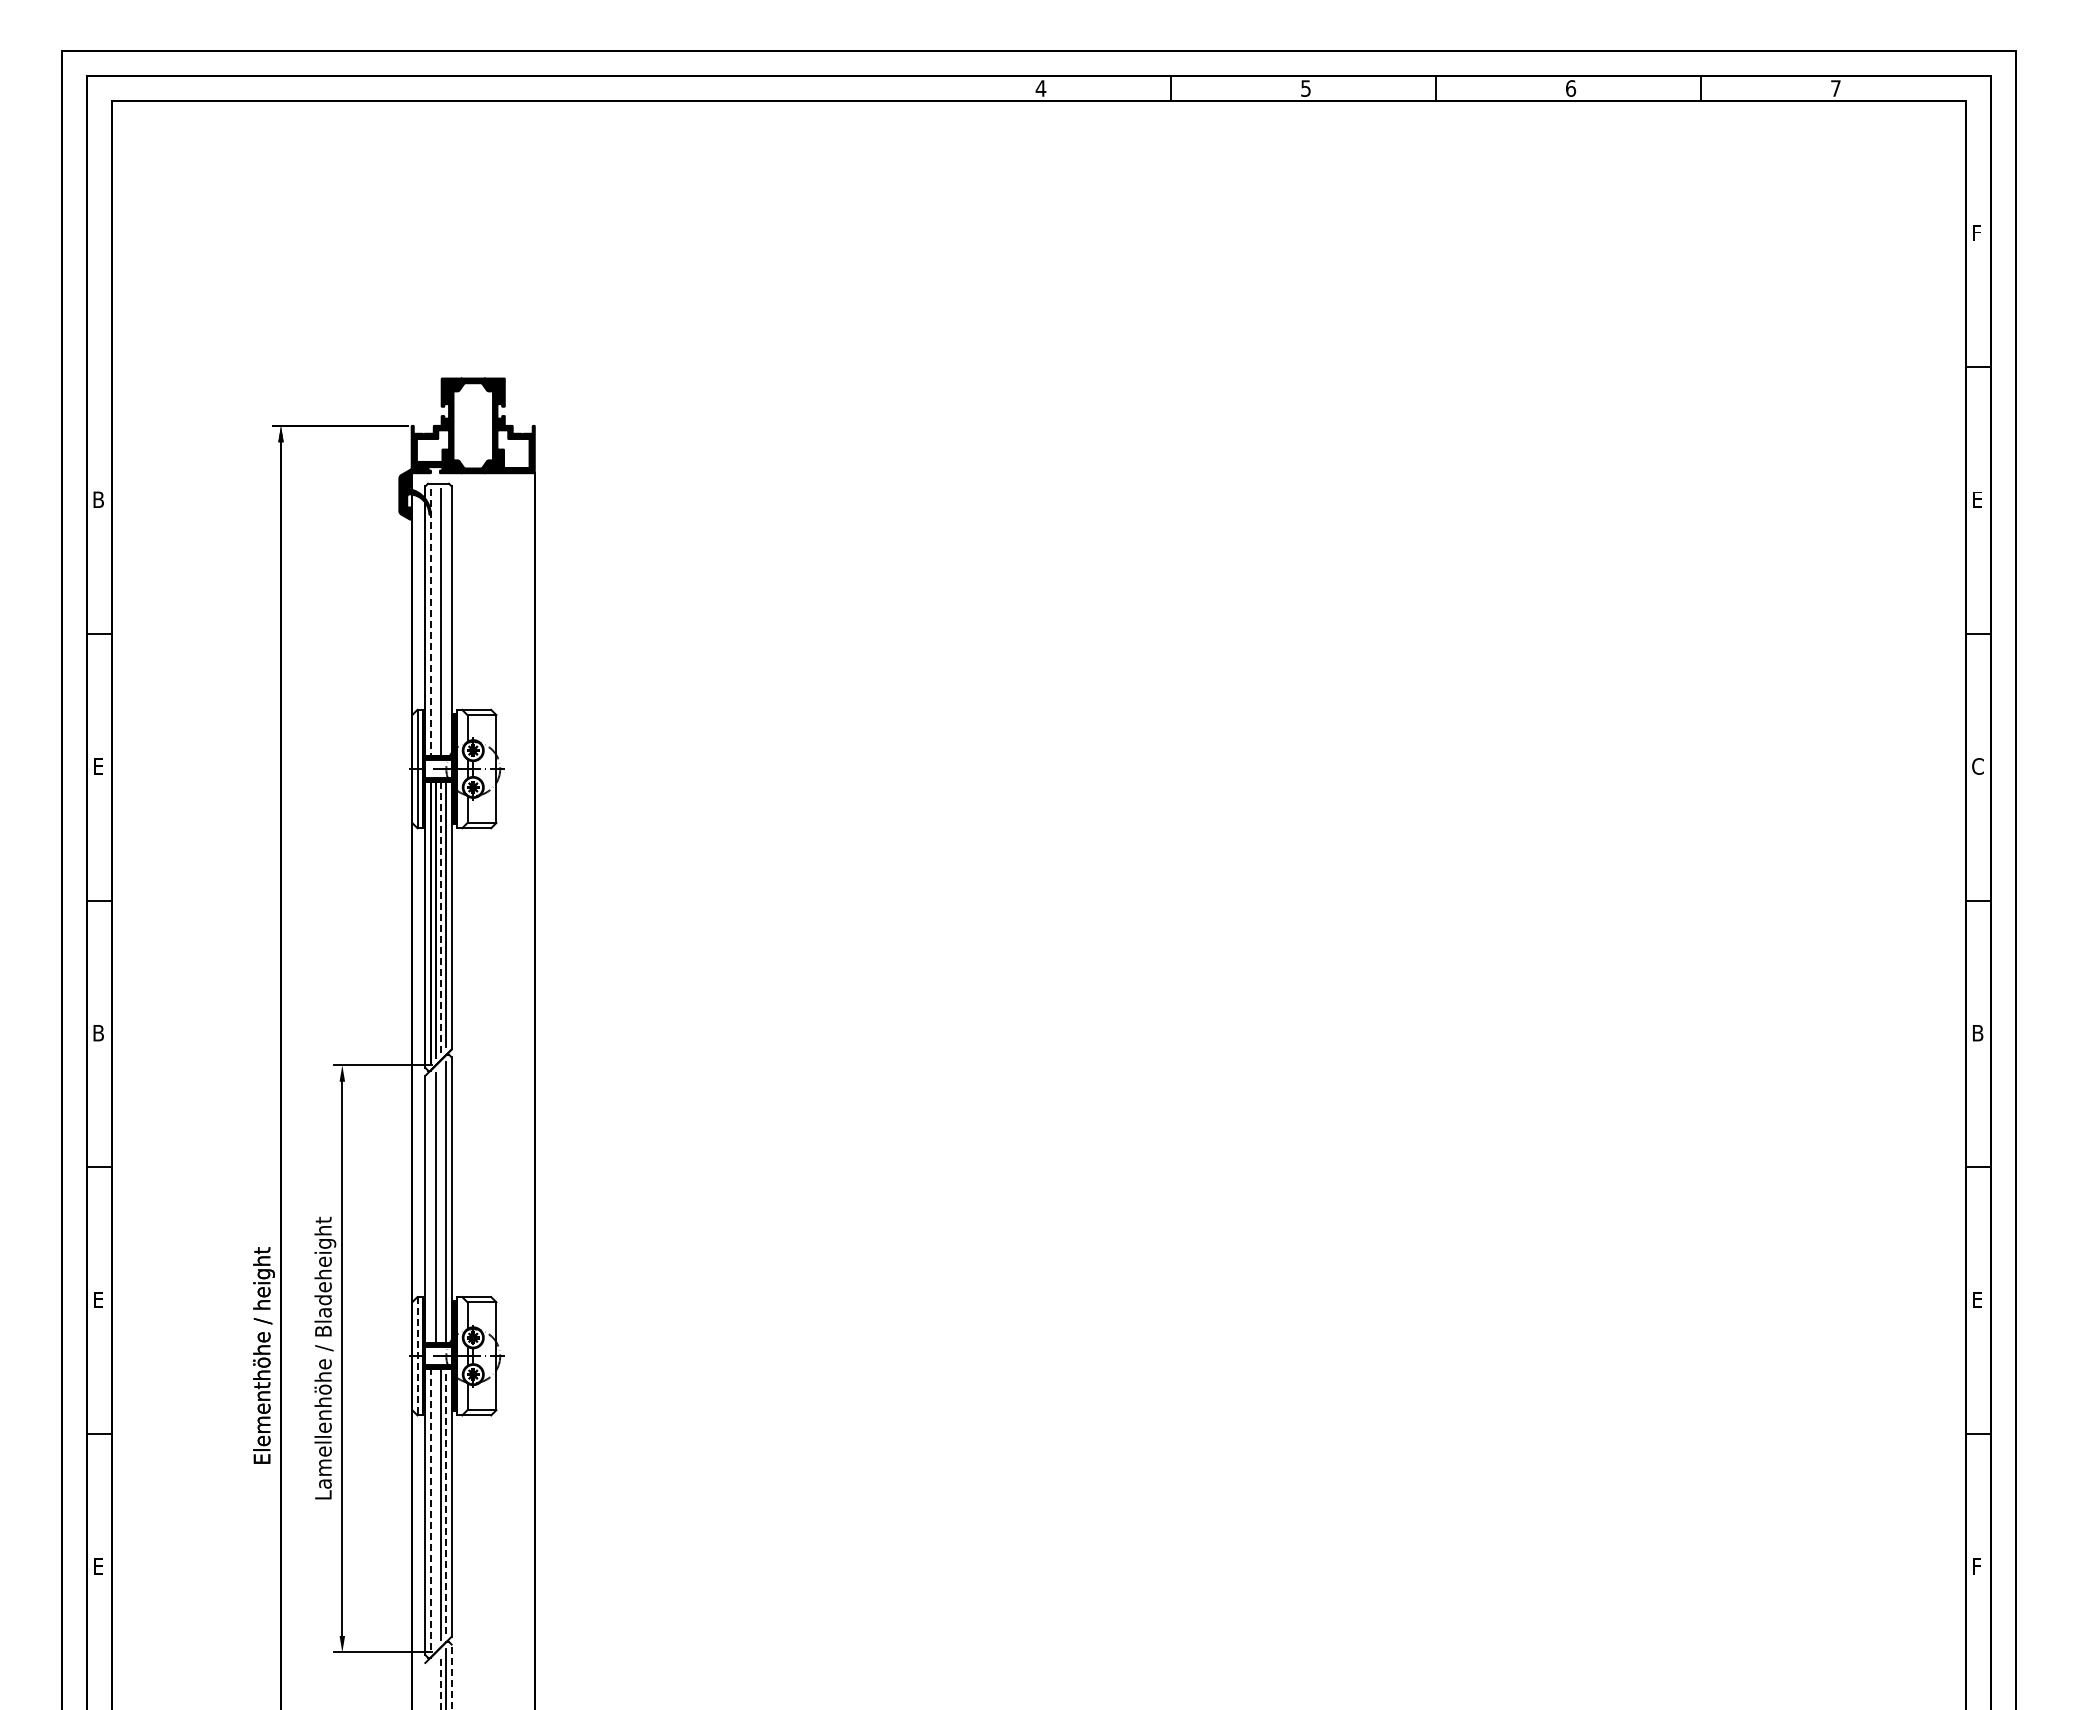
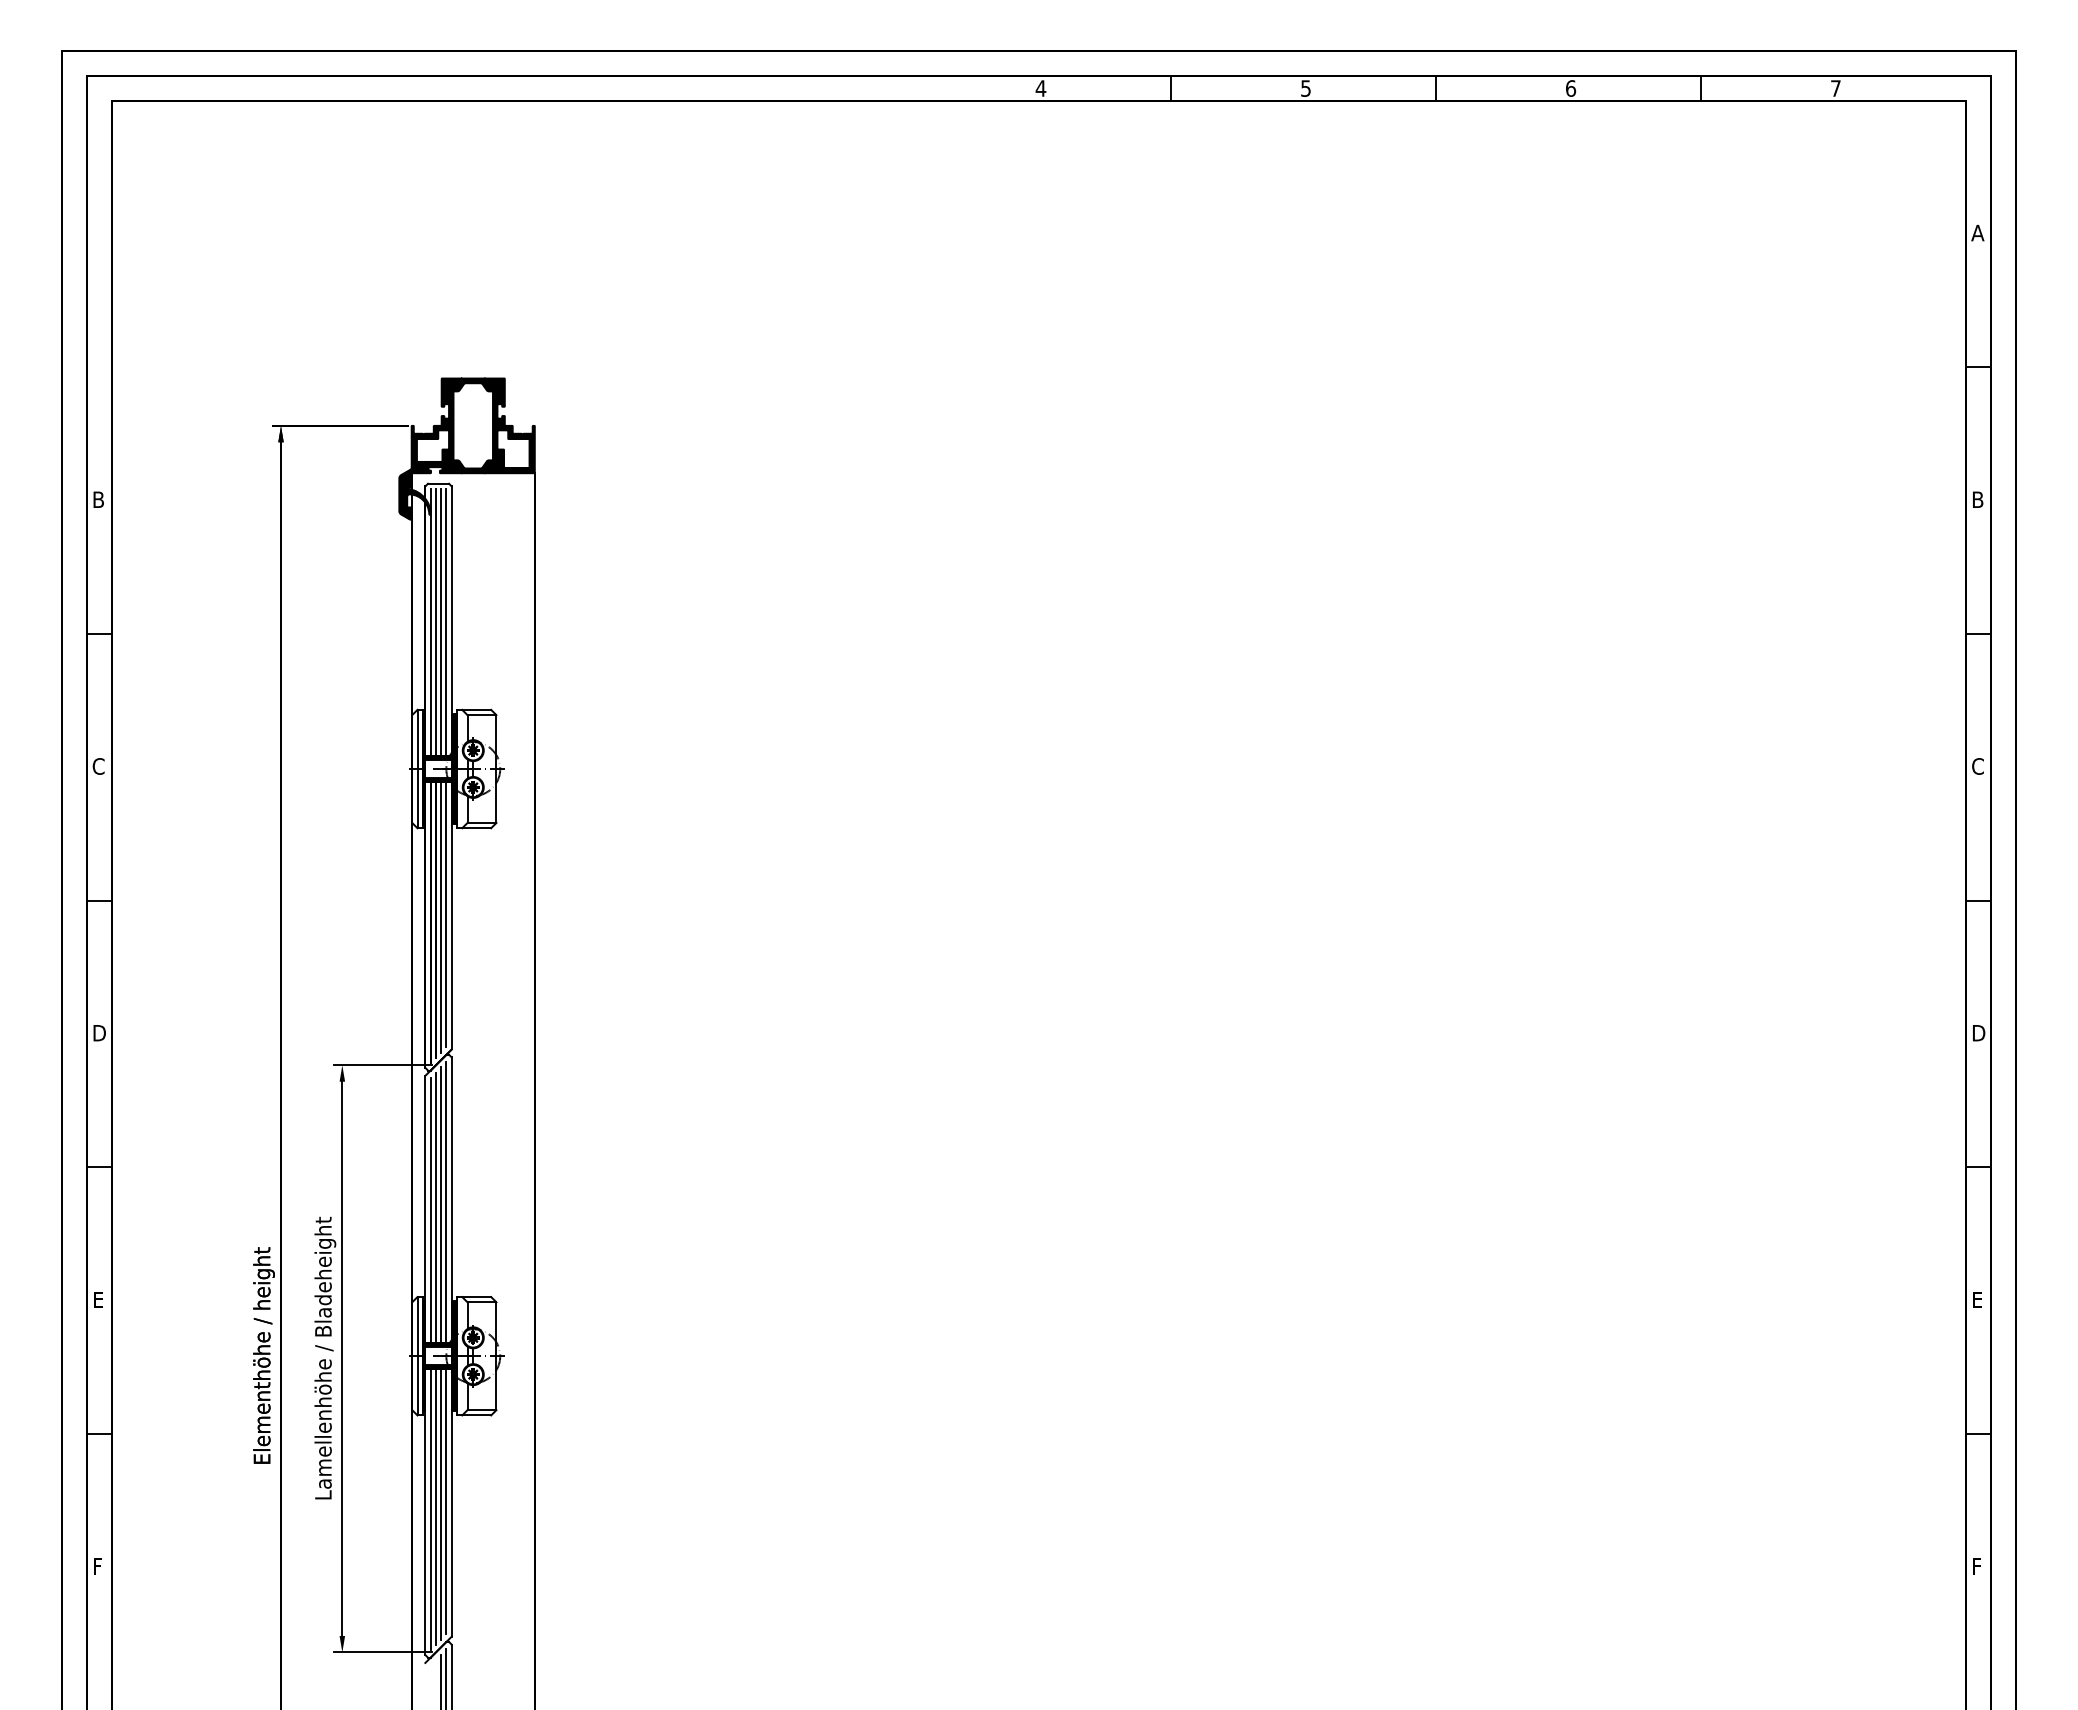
text: F -> A (1977, 232)
text: E -> B (1978, 499)
line: dashed -> solid (430, 622)
line: none -> present (435, 622)
line: none -> present (446, 622)
text: E -> C (98, 766)
line: dashed -> solid (441, 917)
text: B -> D (100, 1033)
text: B -> D (1980, 1033)
line: none -> present (441, 1205)
line: none -> present (430, 1210)
line: dashed -> solid (417, 1356)
line: dashed -> solid (446, 1501)
line: none -> present (435, 1507)
line: dashed -> solid (430, 1509)
text: E -> F (99, 1566)
line: dashed -> solid (451, 1676)
line: dashed -> solid (441, 1681)
